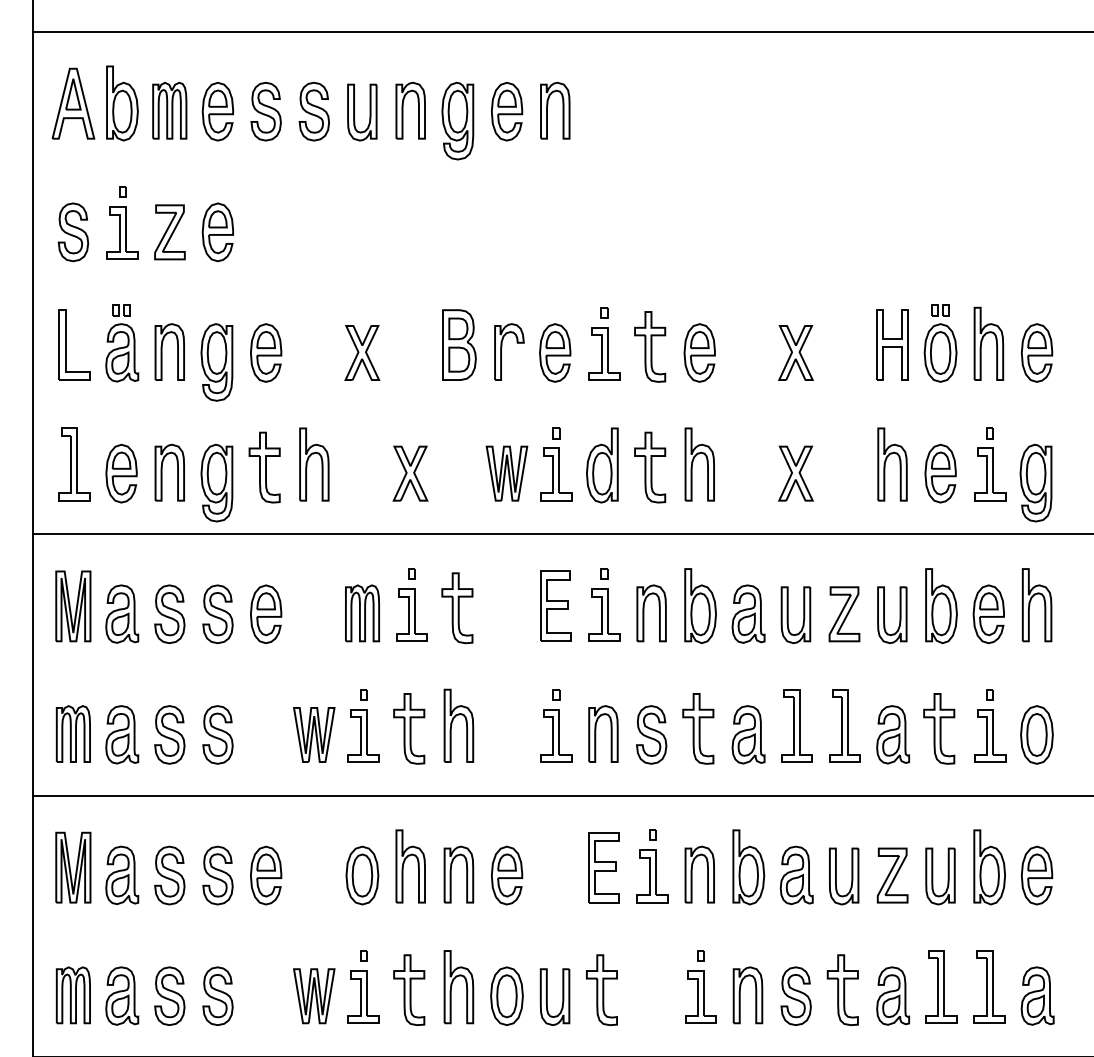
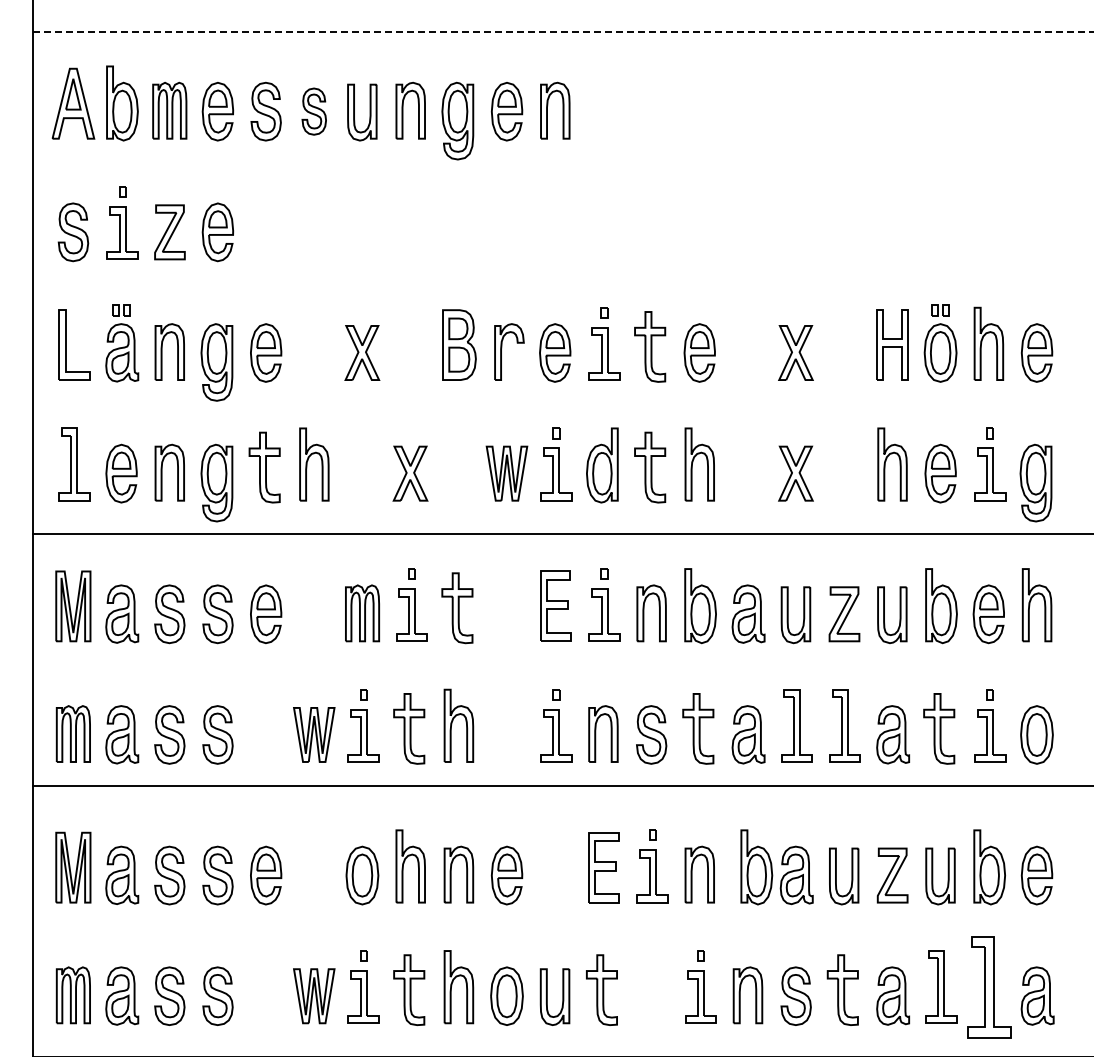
line: solid -> dashed (563, 31)
part size: 32x61 px -> 26x49 px (313, 111)
line position: (561, 795) -> (561, 785) (561, 785)
part position: (748, 867) -> (756, 867) (756, 867)
part size: 33x74 px -> 45x103 px (989, 987)
